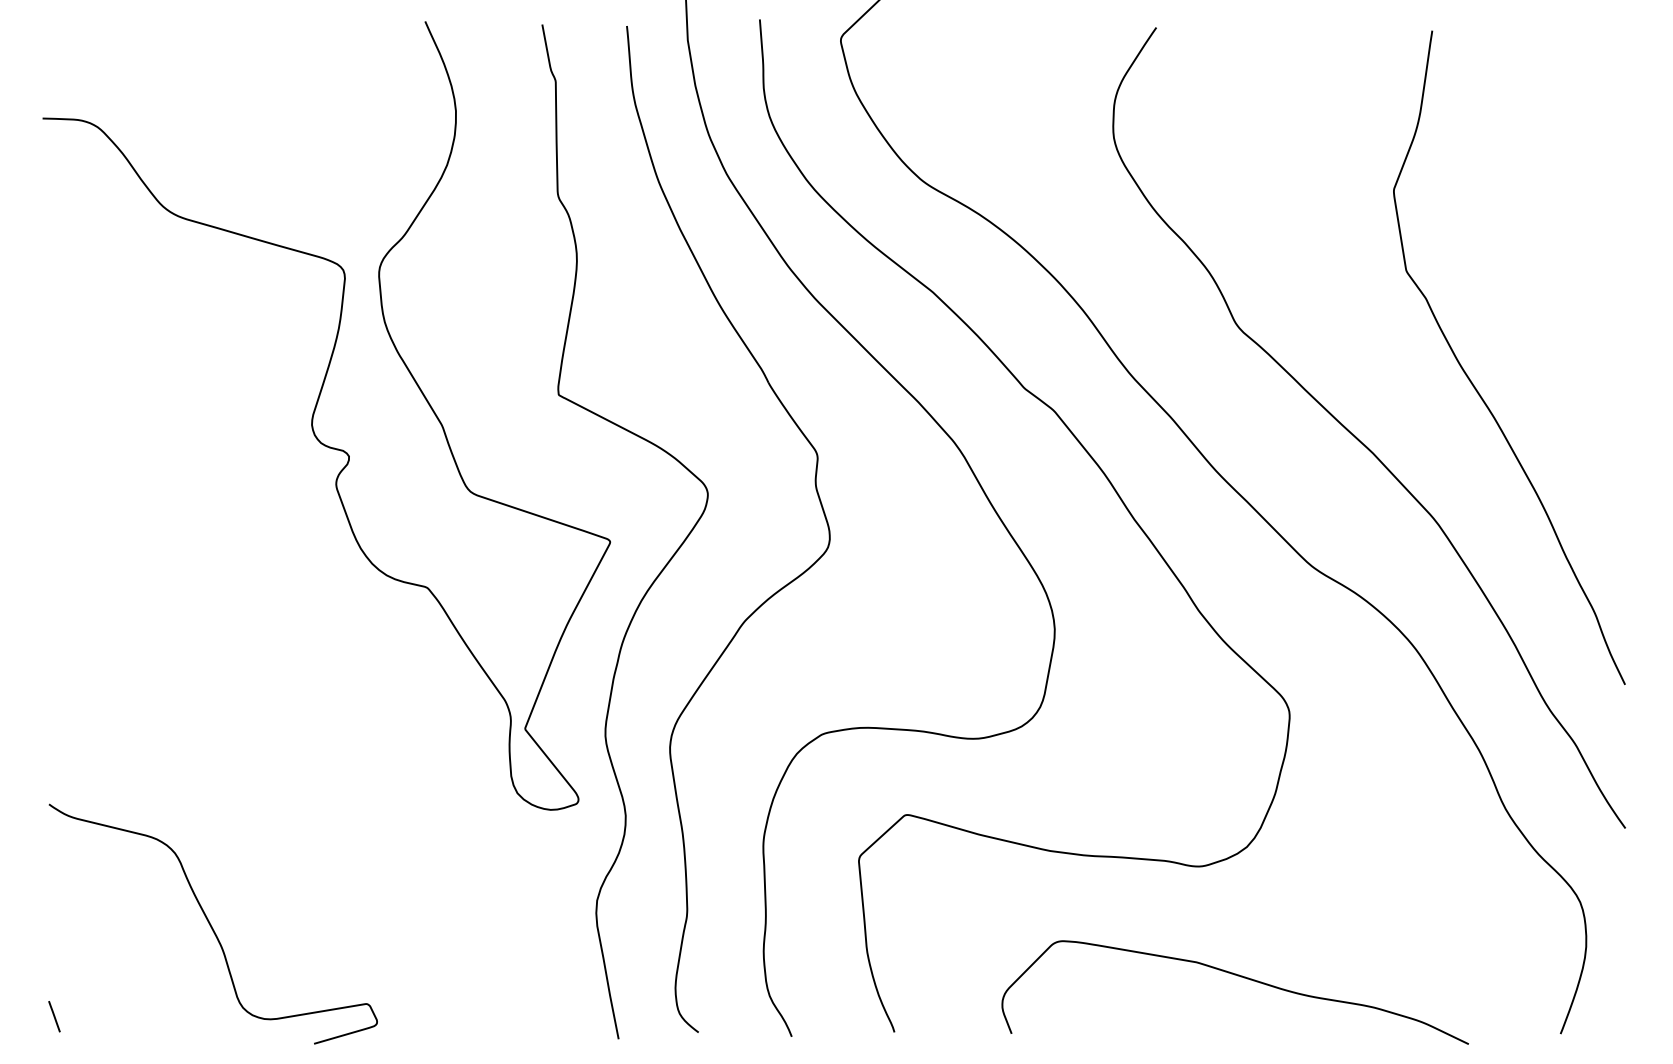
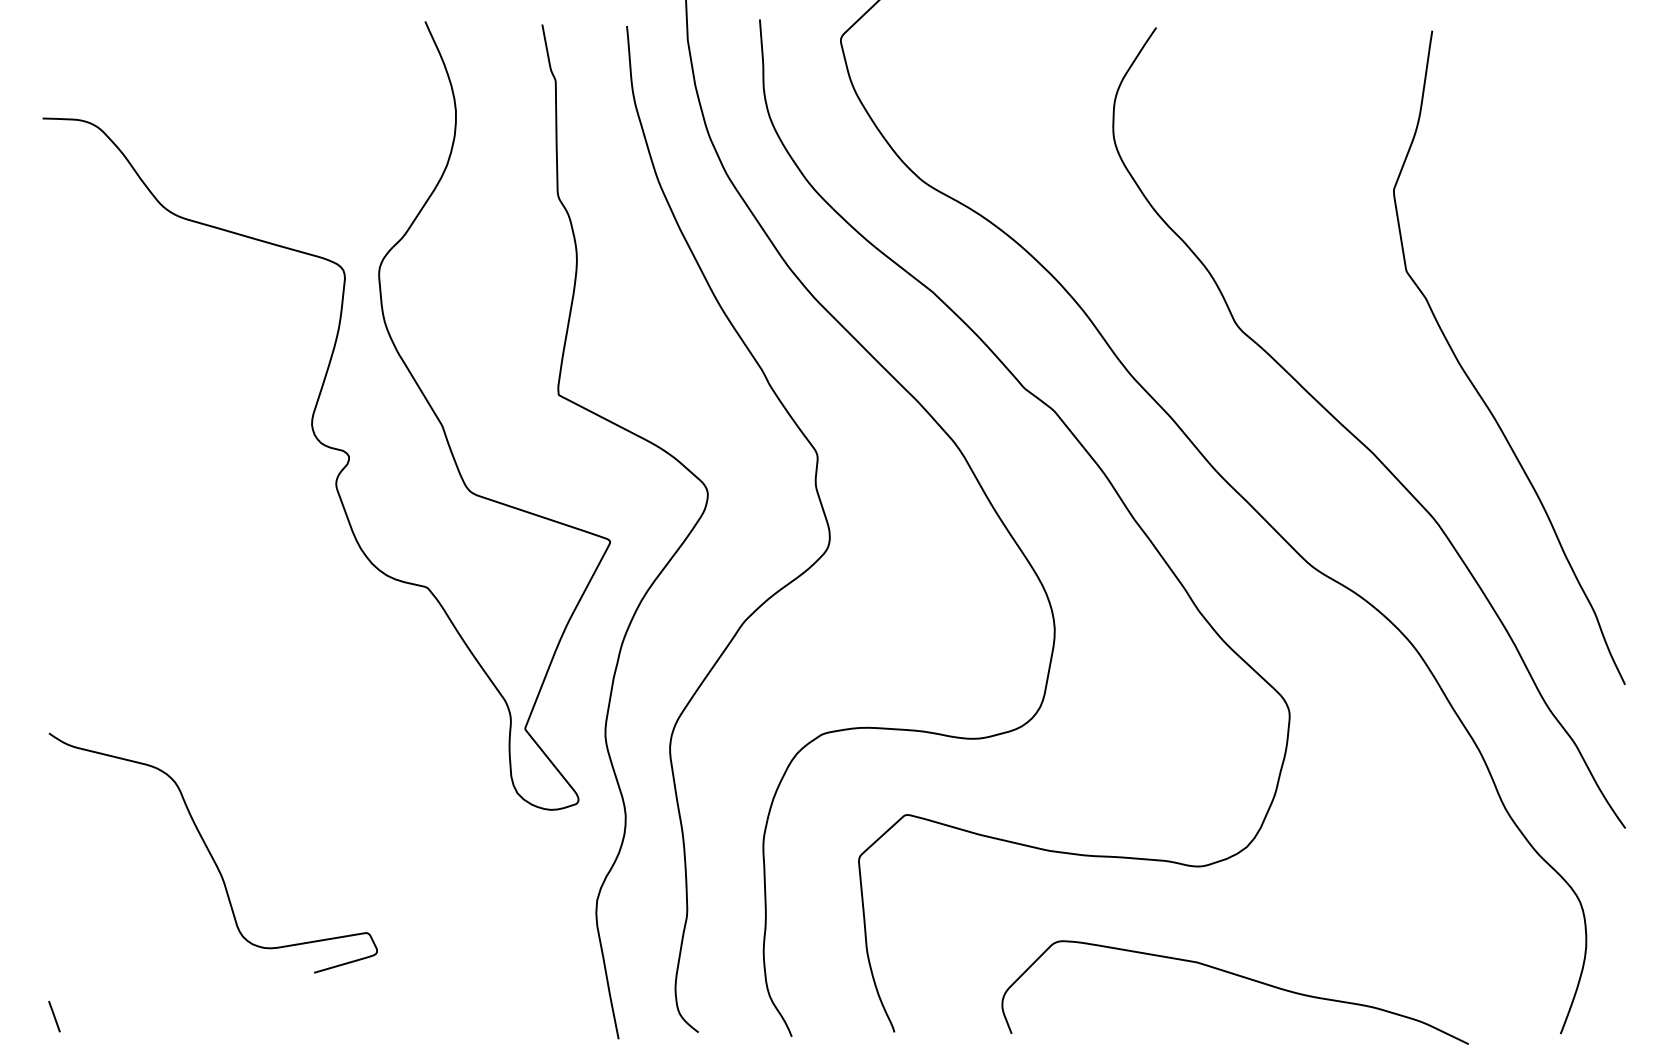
curve position: (211, 924) -> (211, 853) (211, 853)
